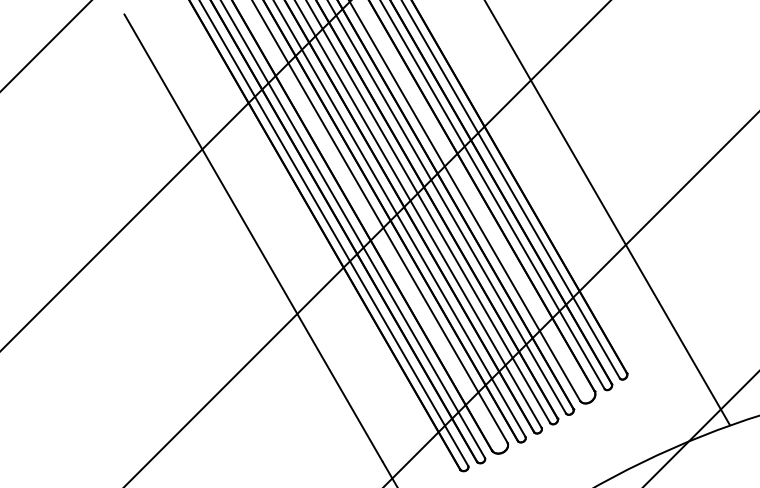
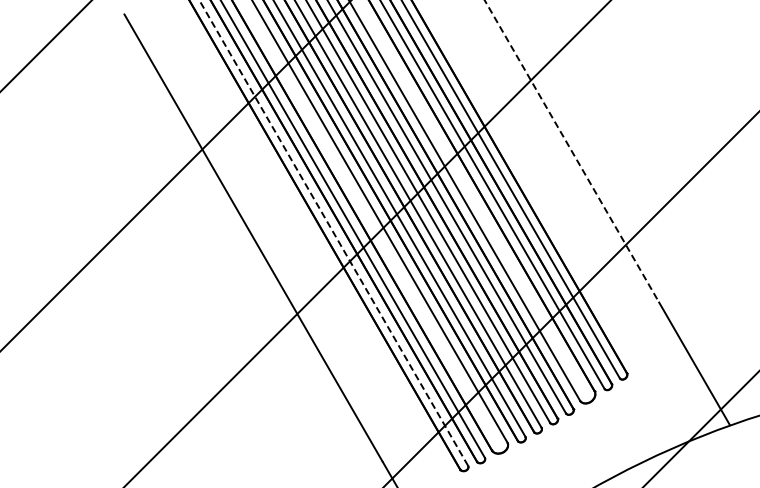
line: solid -> dashed (571, 151)
line: solid -> dashed (333, 232)
